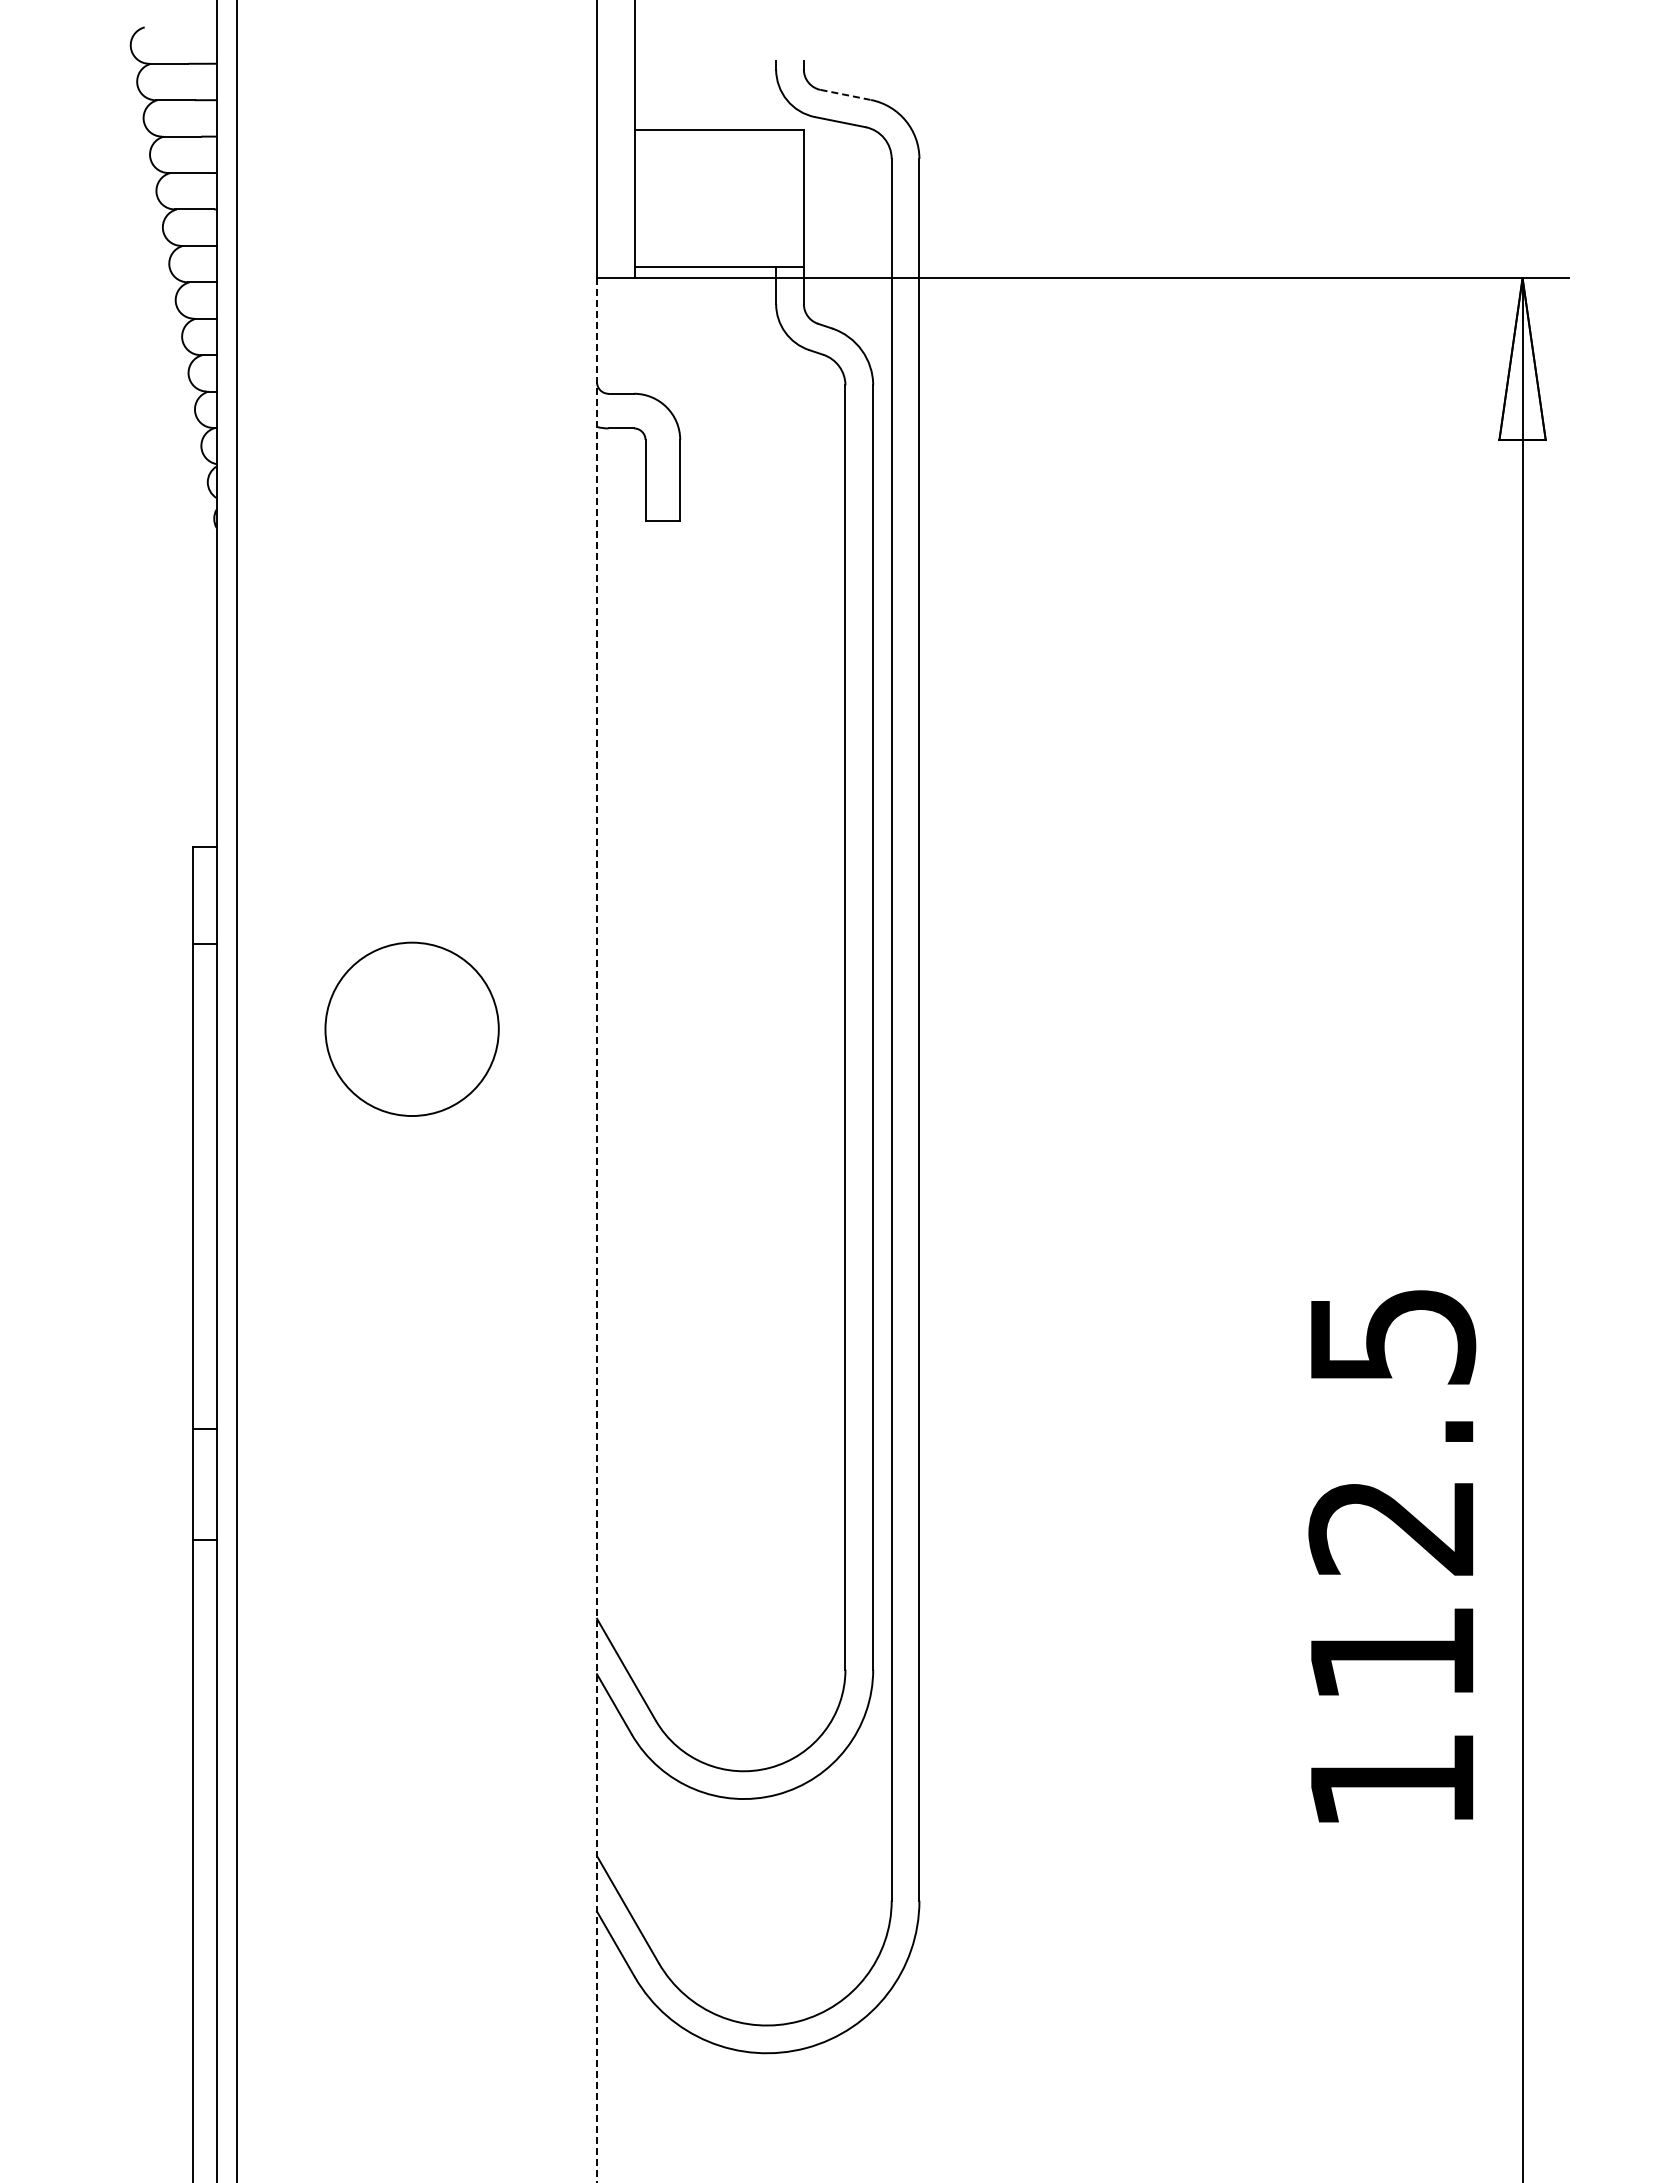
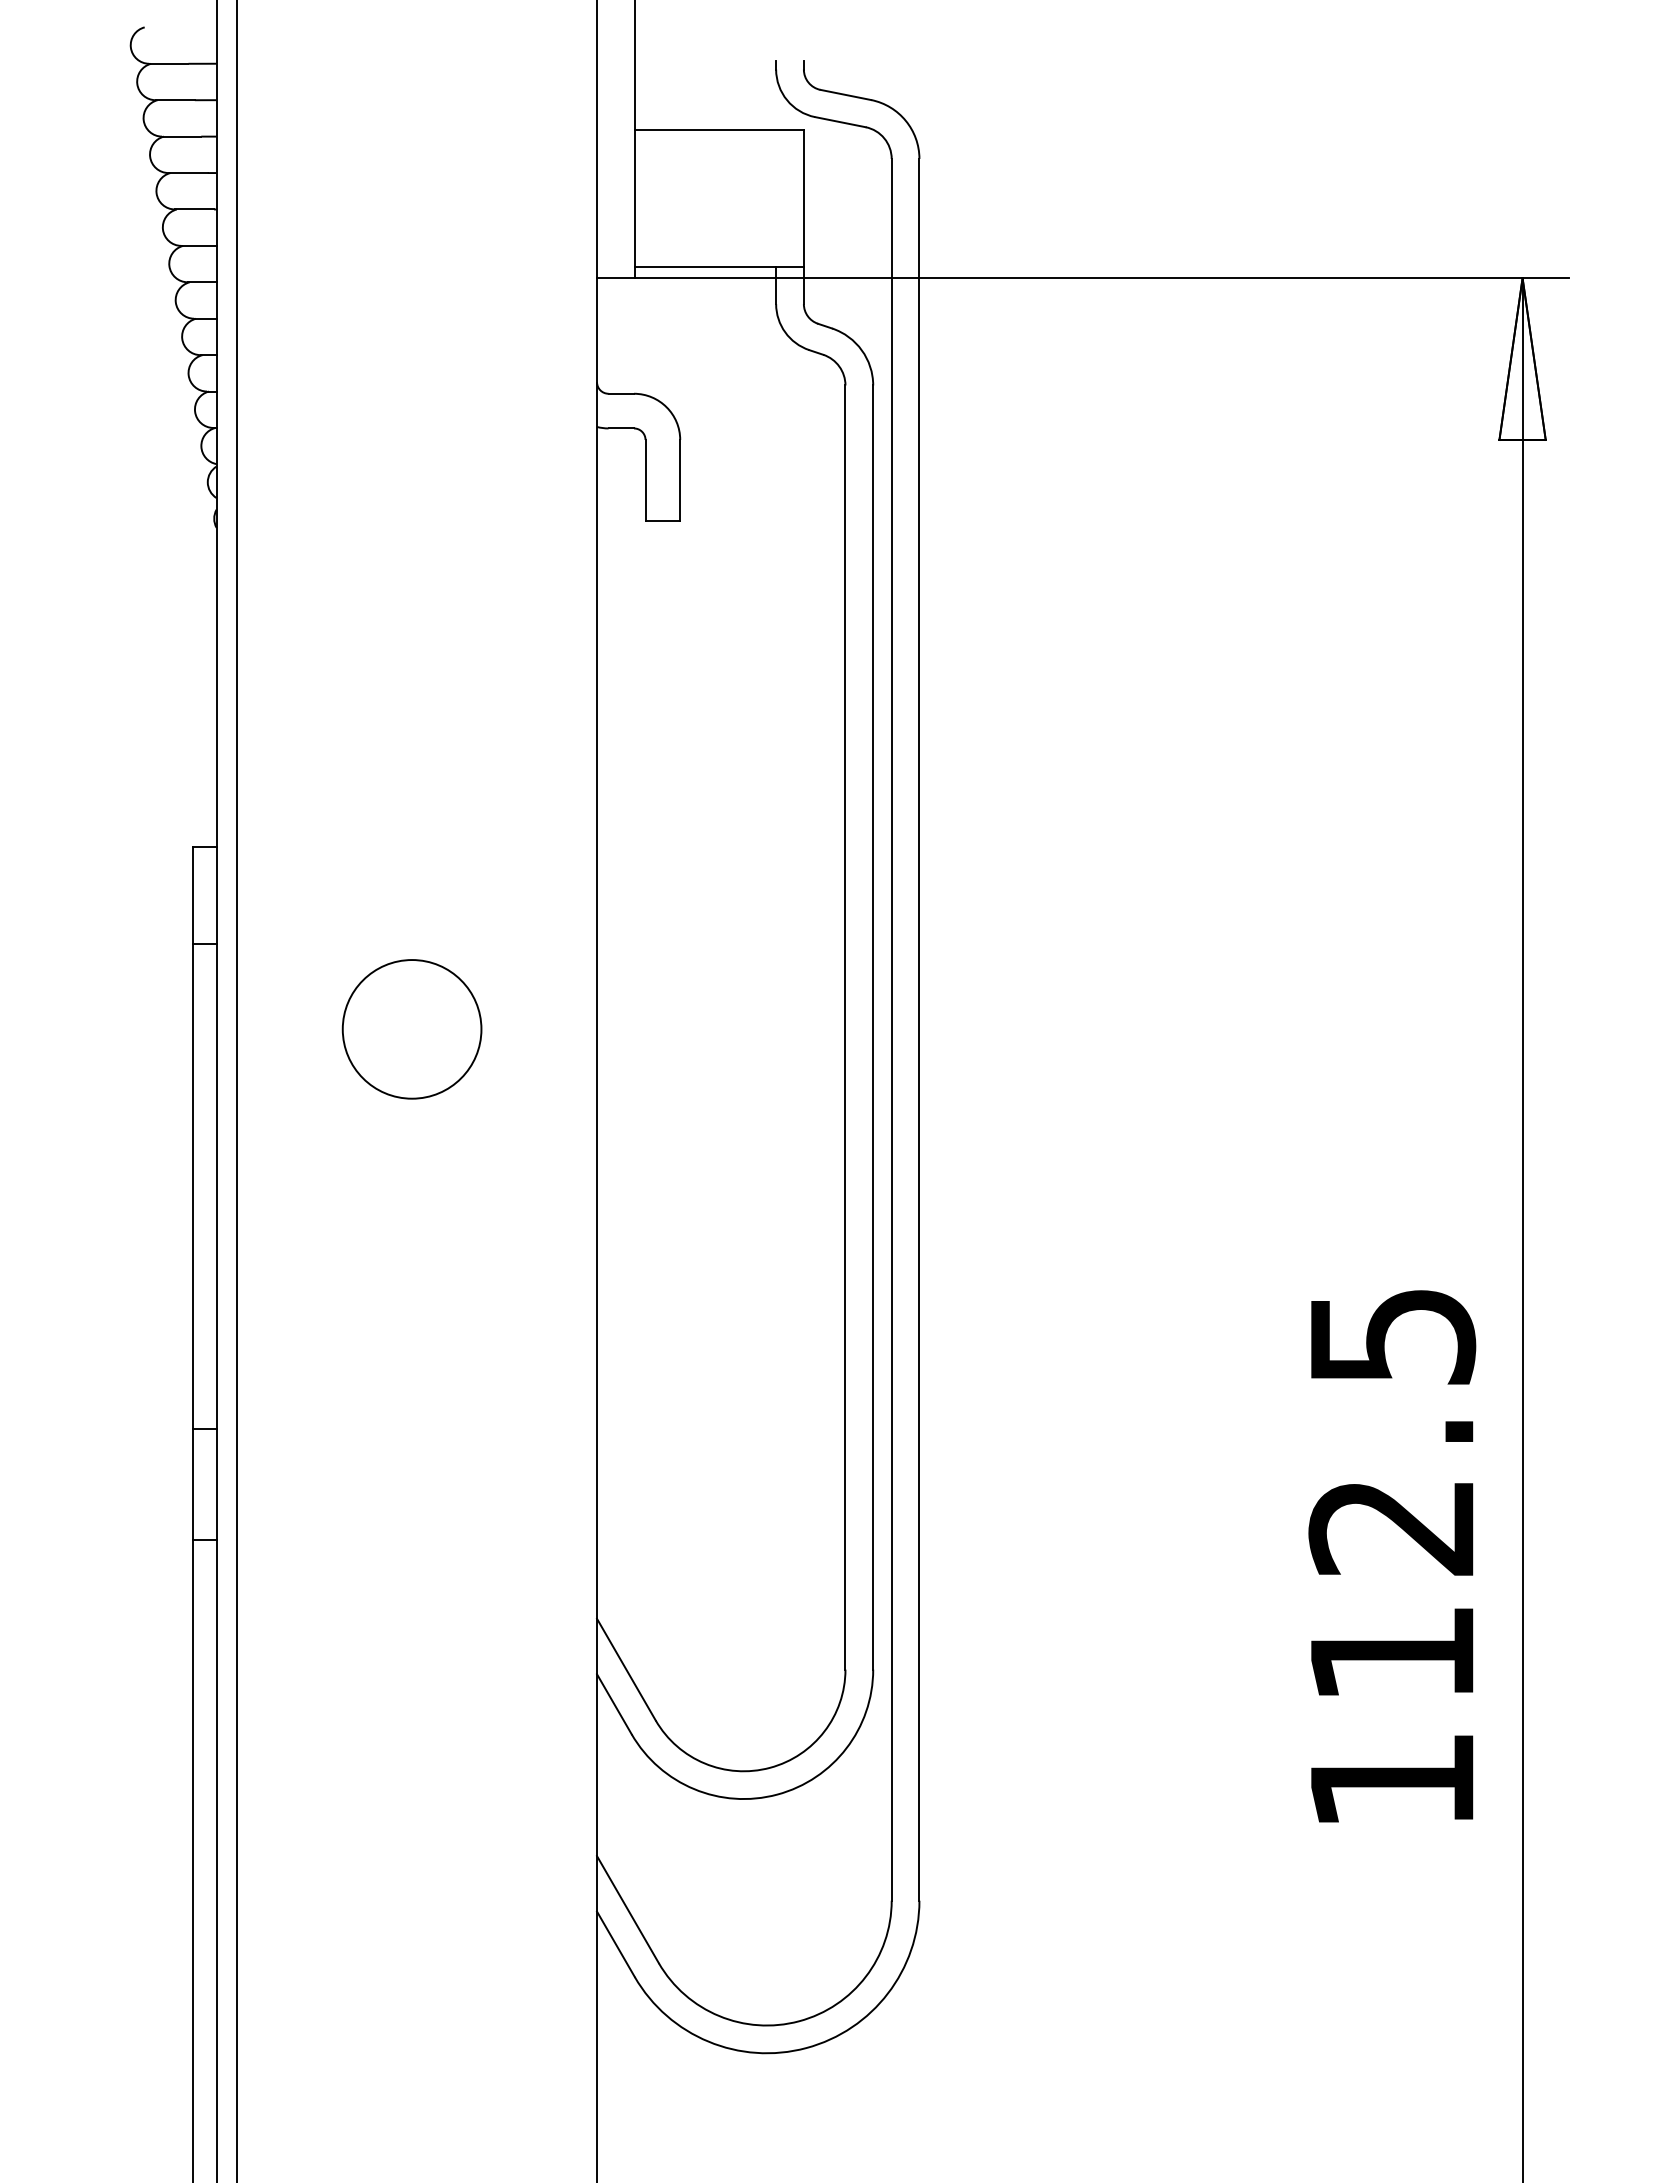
line: dashed -> solid (845, 94)
circle size: 176x176 px -> 142x141 px (411, 1029)
line: dashed -> solid (597, 1230)
